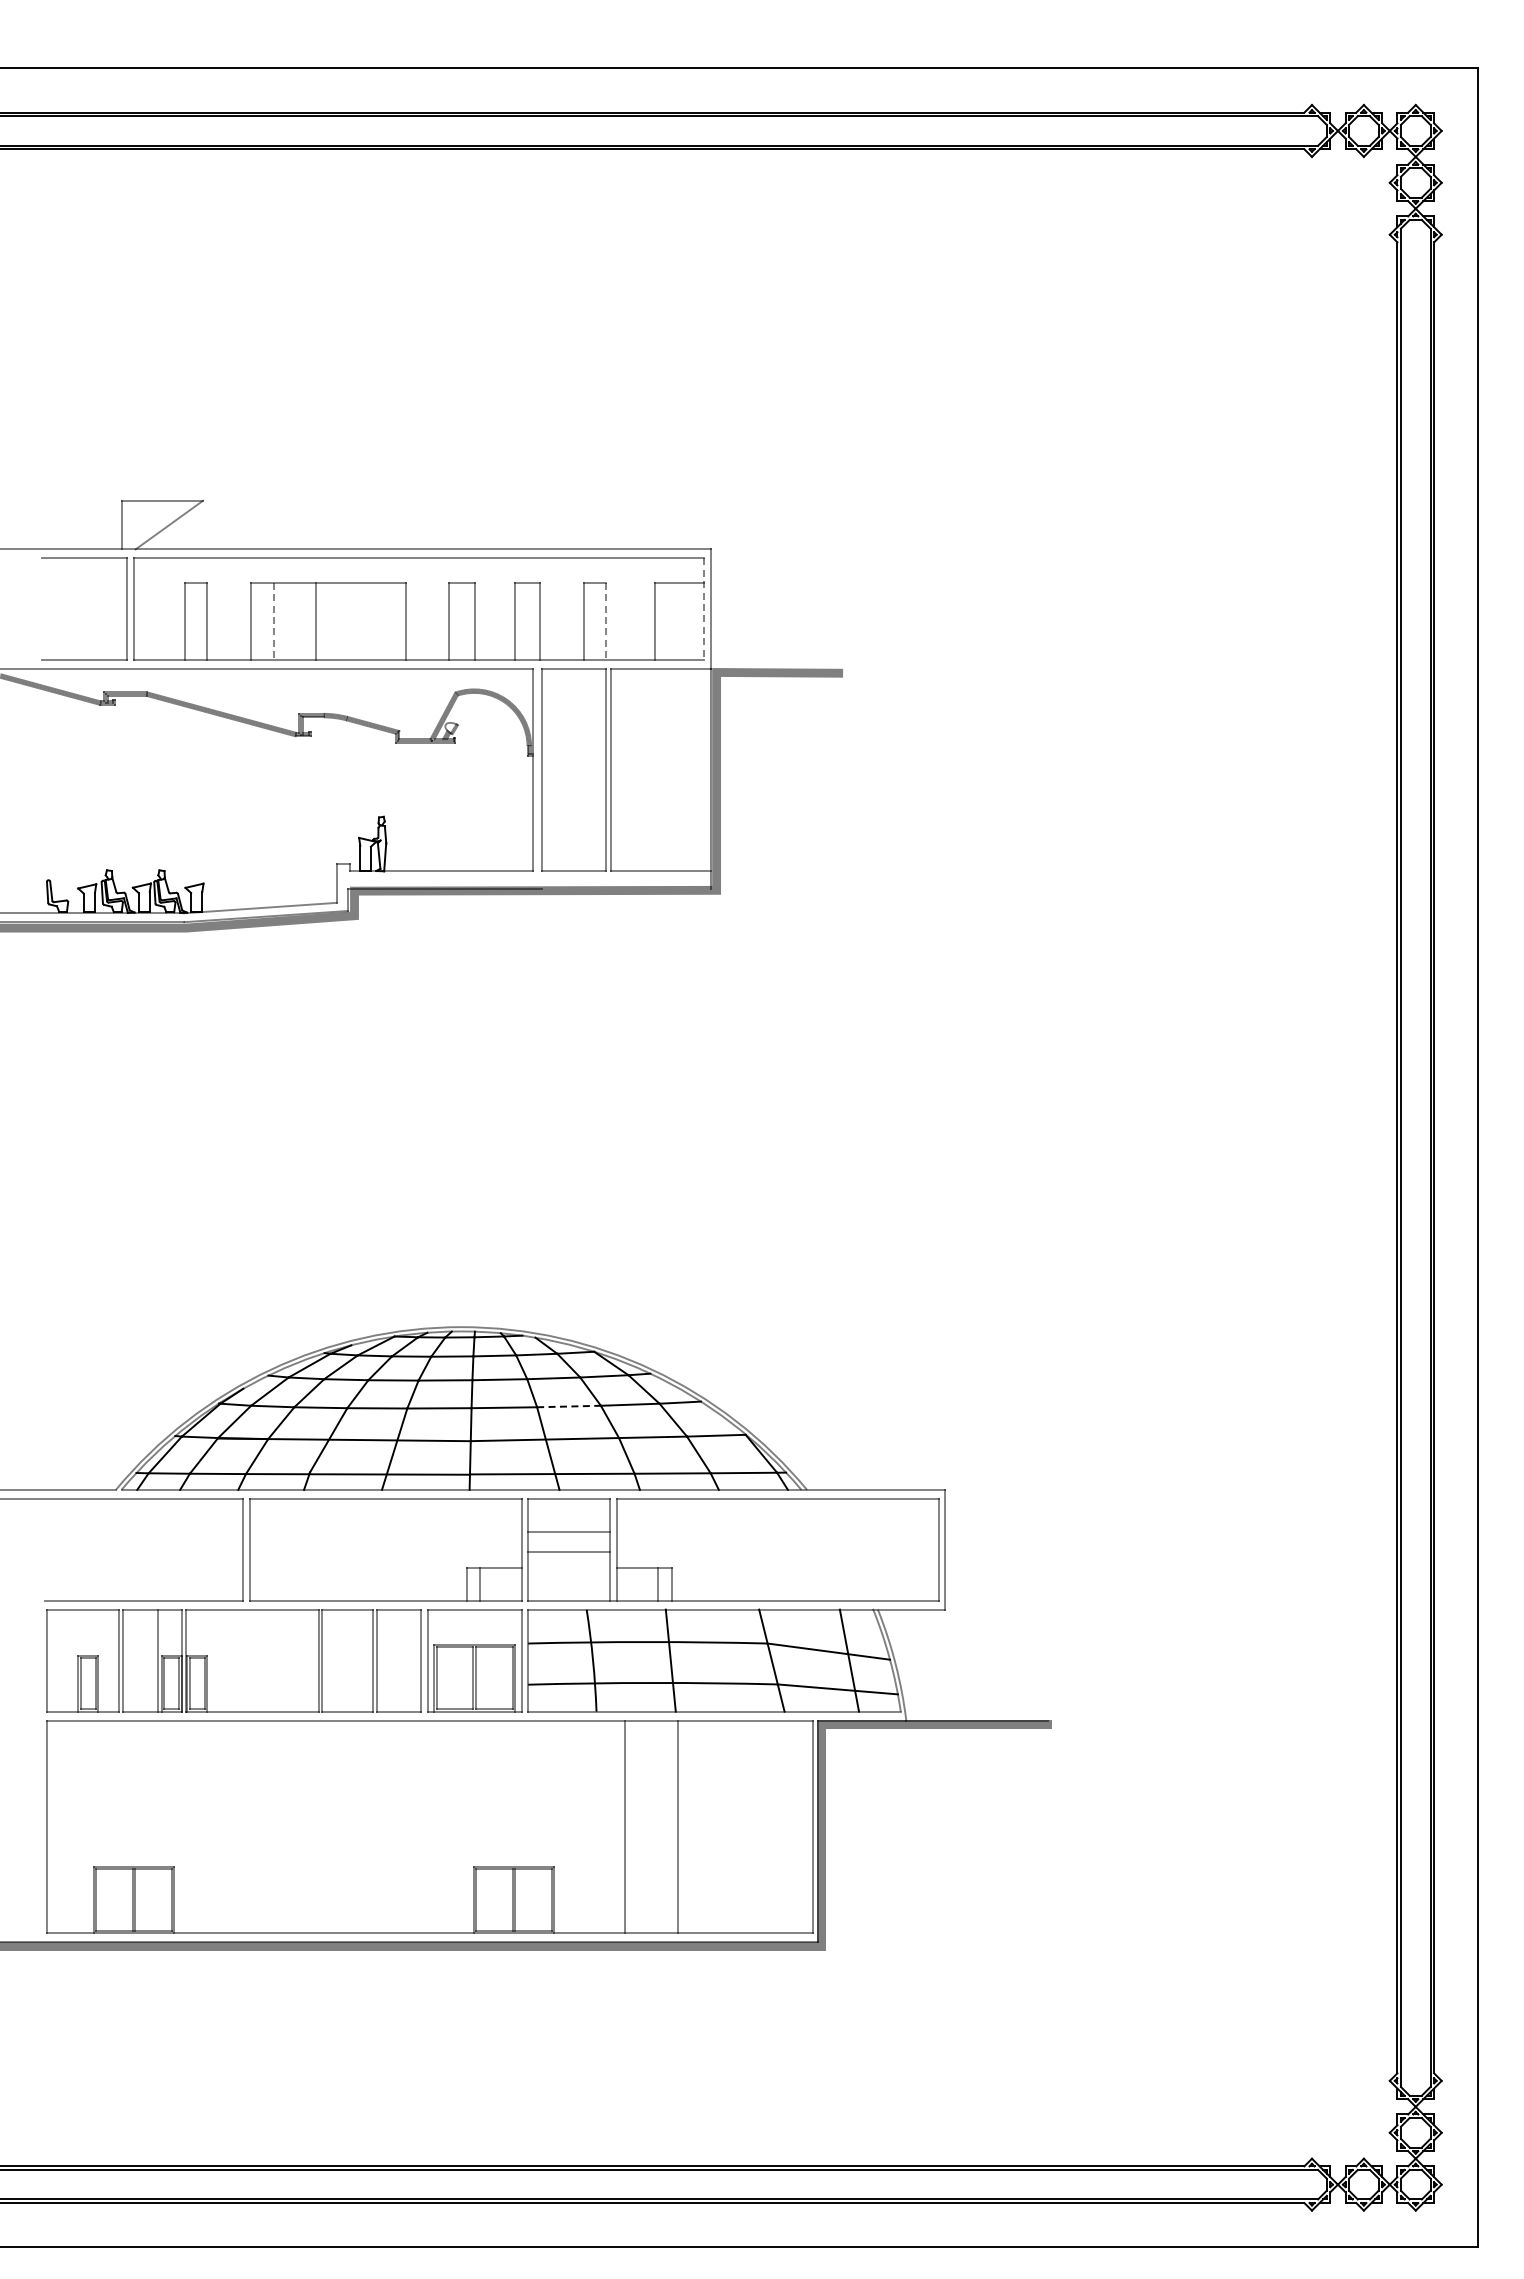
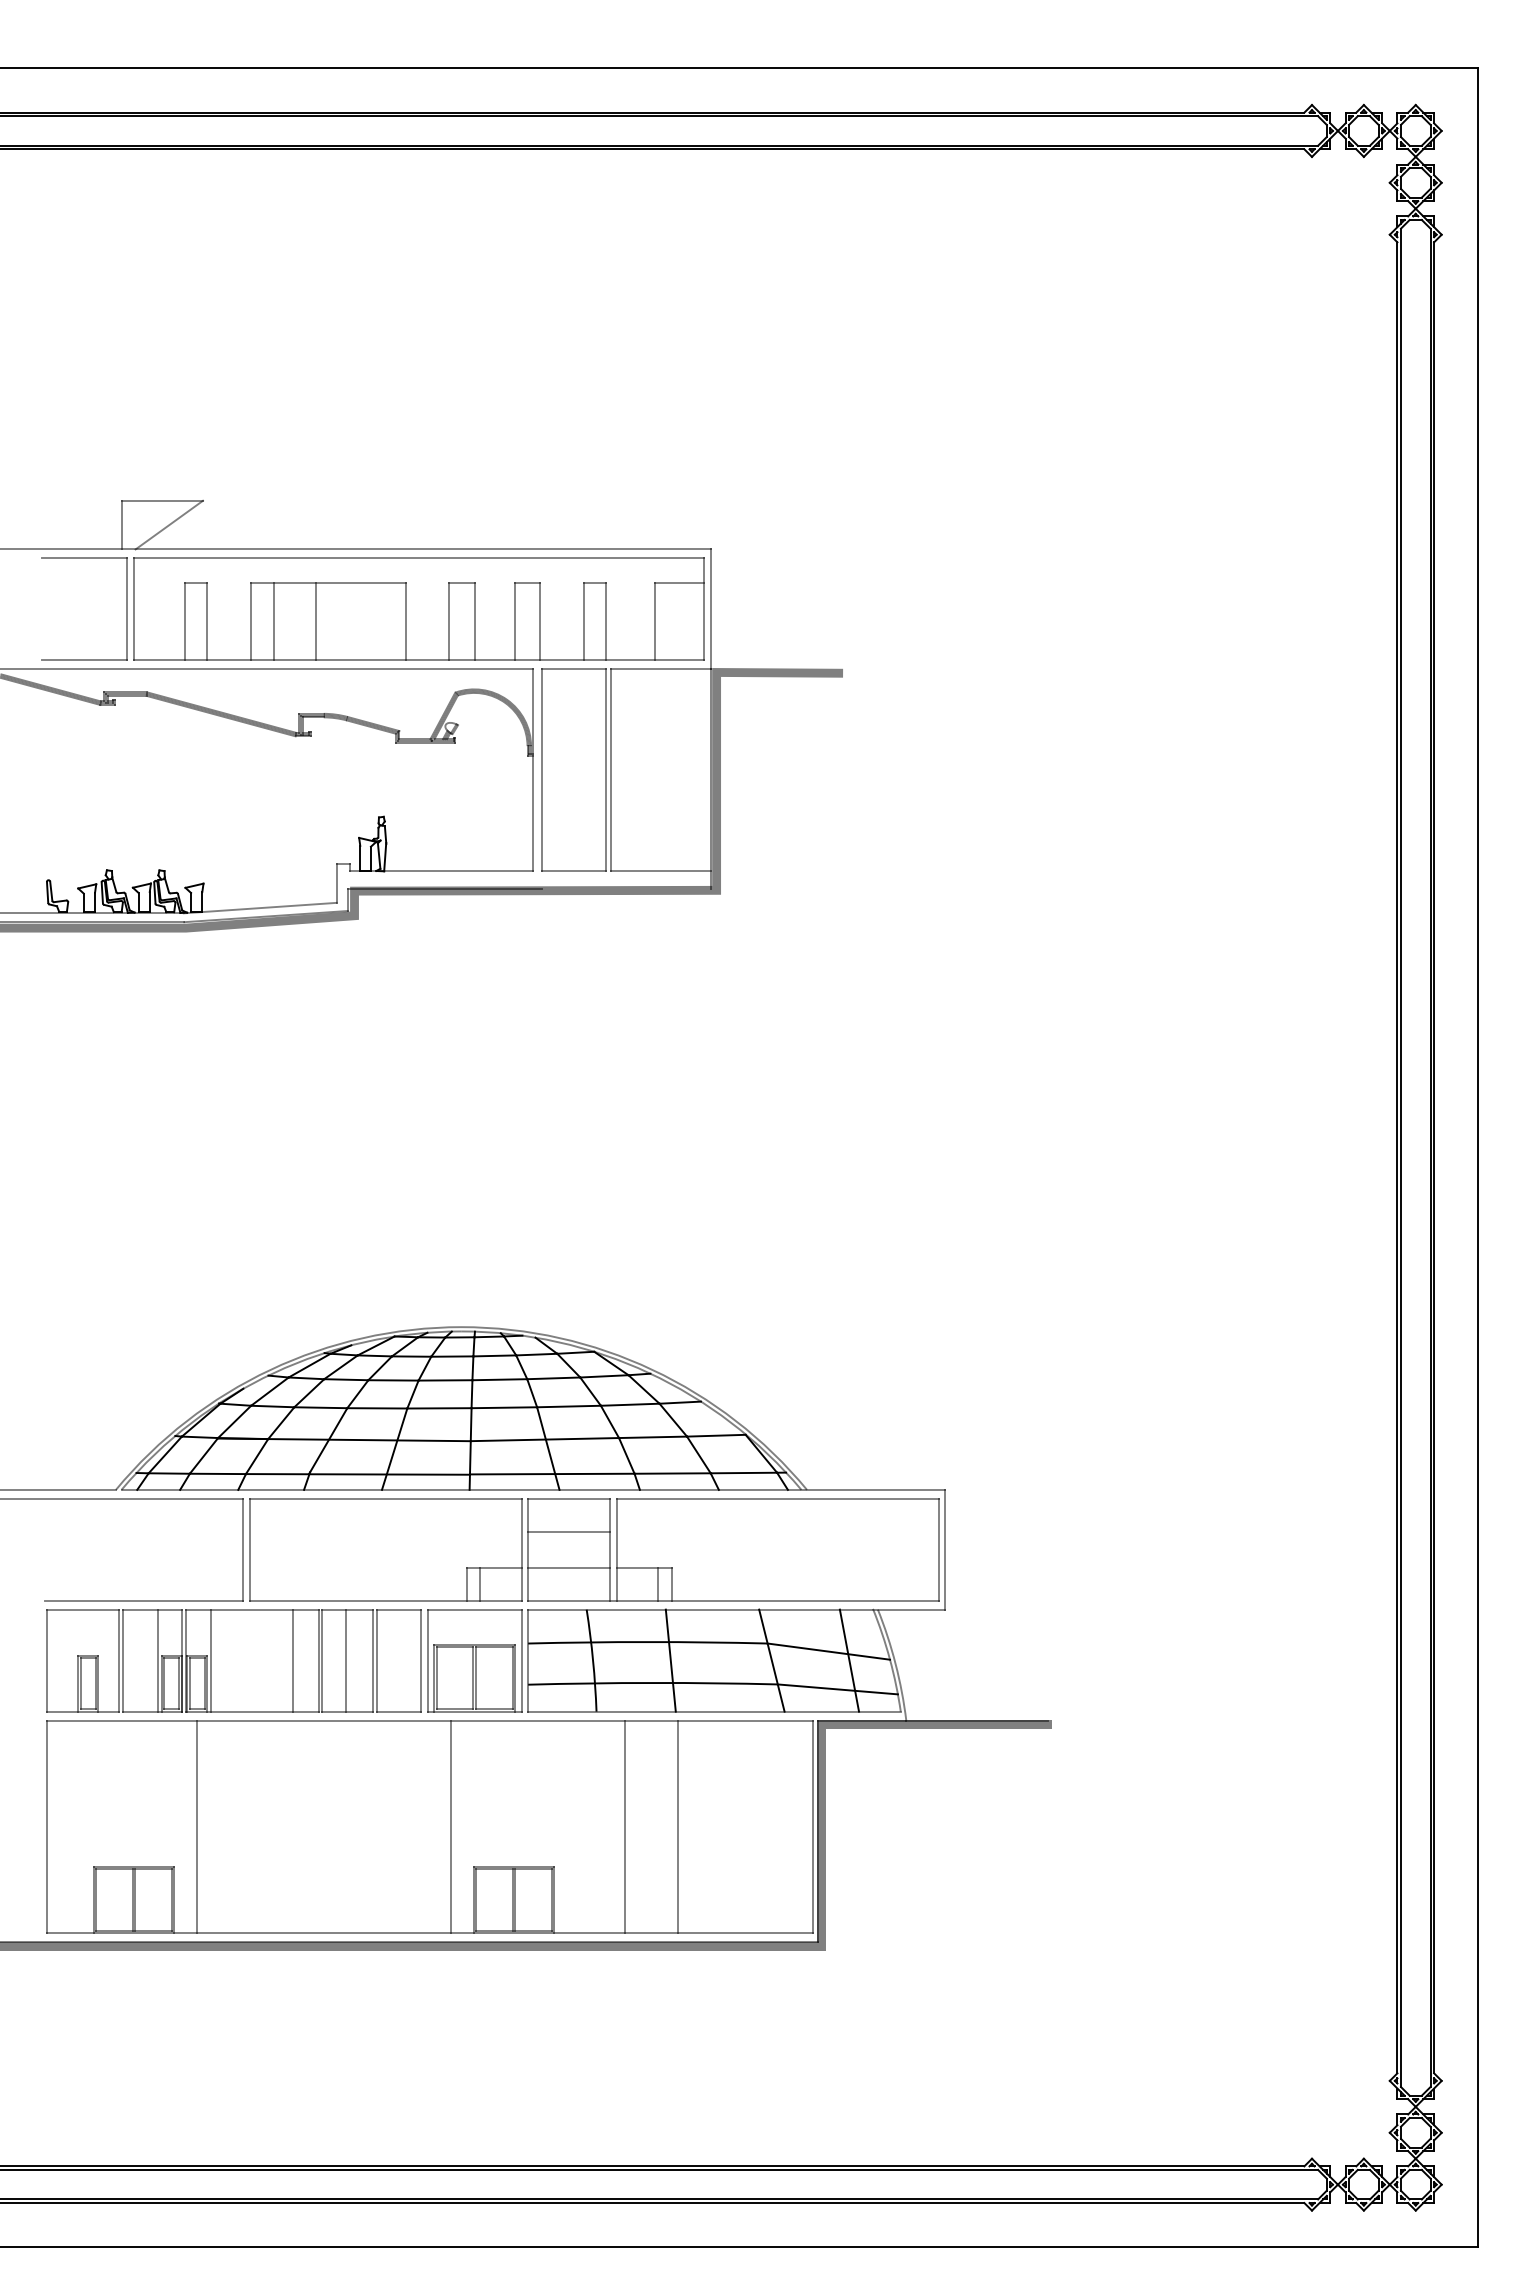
line: dashed -> solid (704, 609)
line: dashed -> solid (273, 621)
line: dashed -> solid (606, 621)
line: dashed -> solid (569, 1406)
line position: (569, 1551) -> (569, 1567) (569, 1567)
line: none -> present (211, 1660)
line: none -> present (293, 1660)
line: none -> present (346, 1660)
line: none -> present (196, 1826)
line: none -> present (450, 1826)
